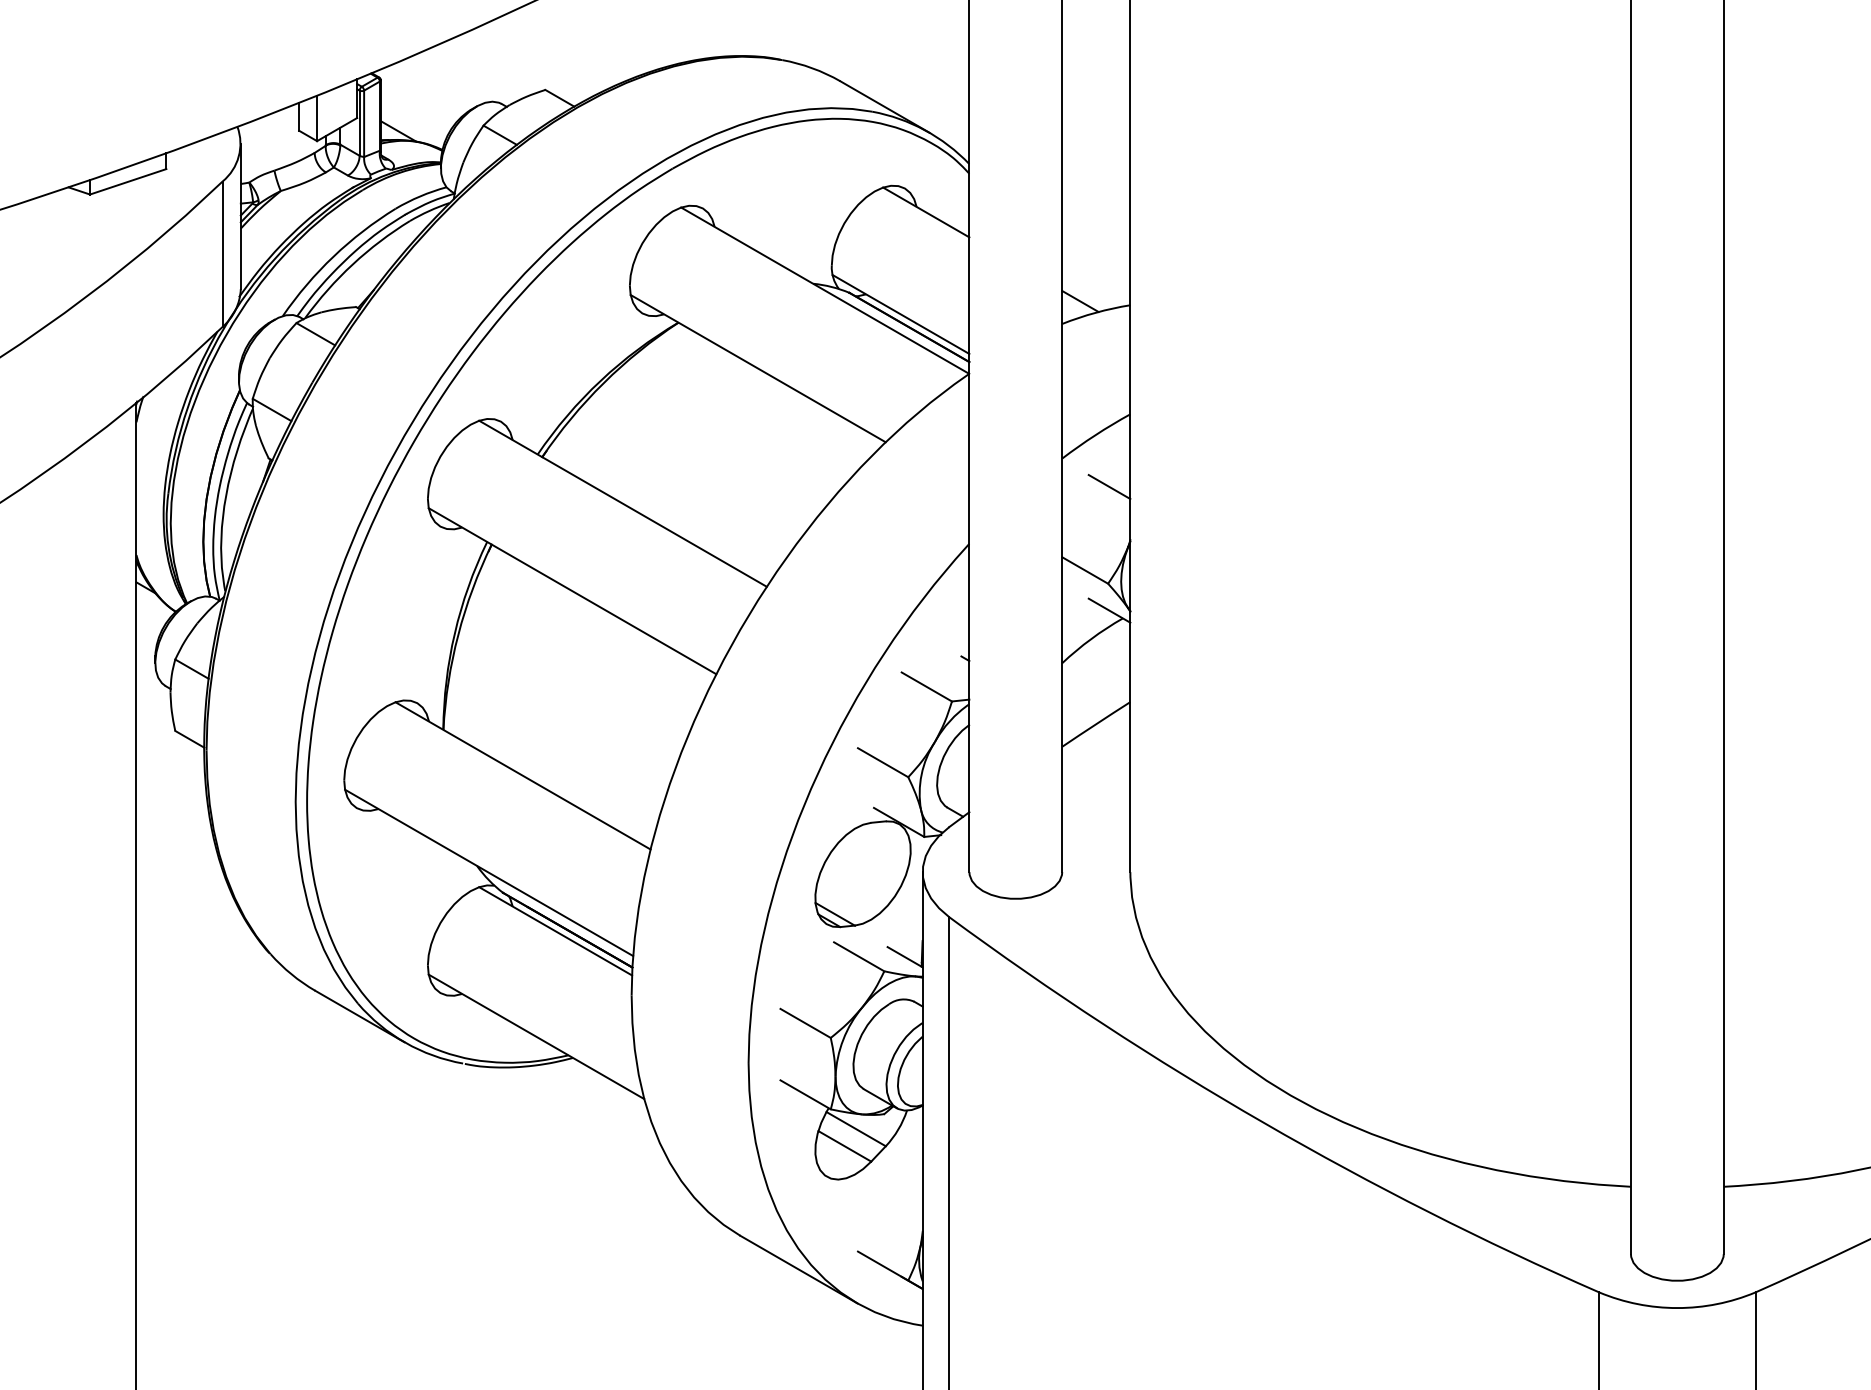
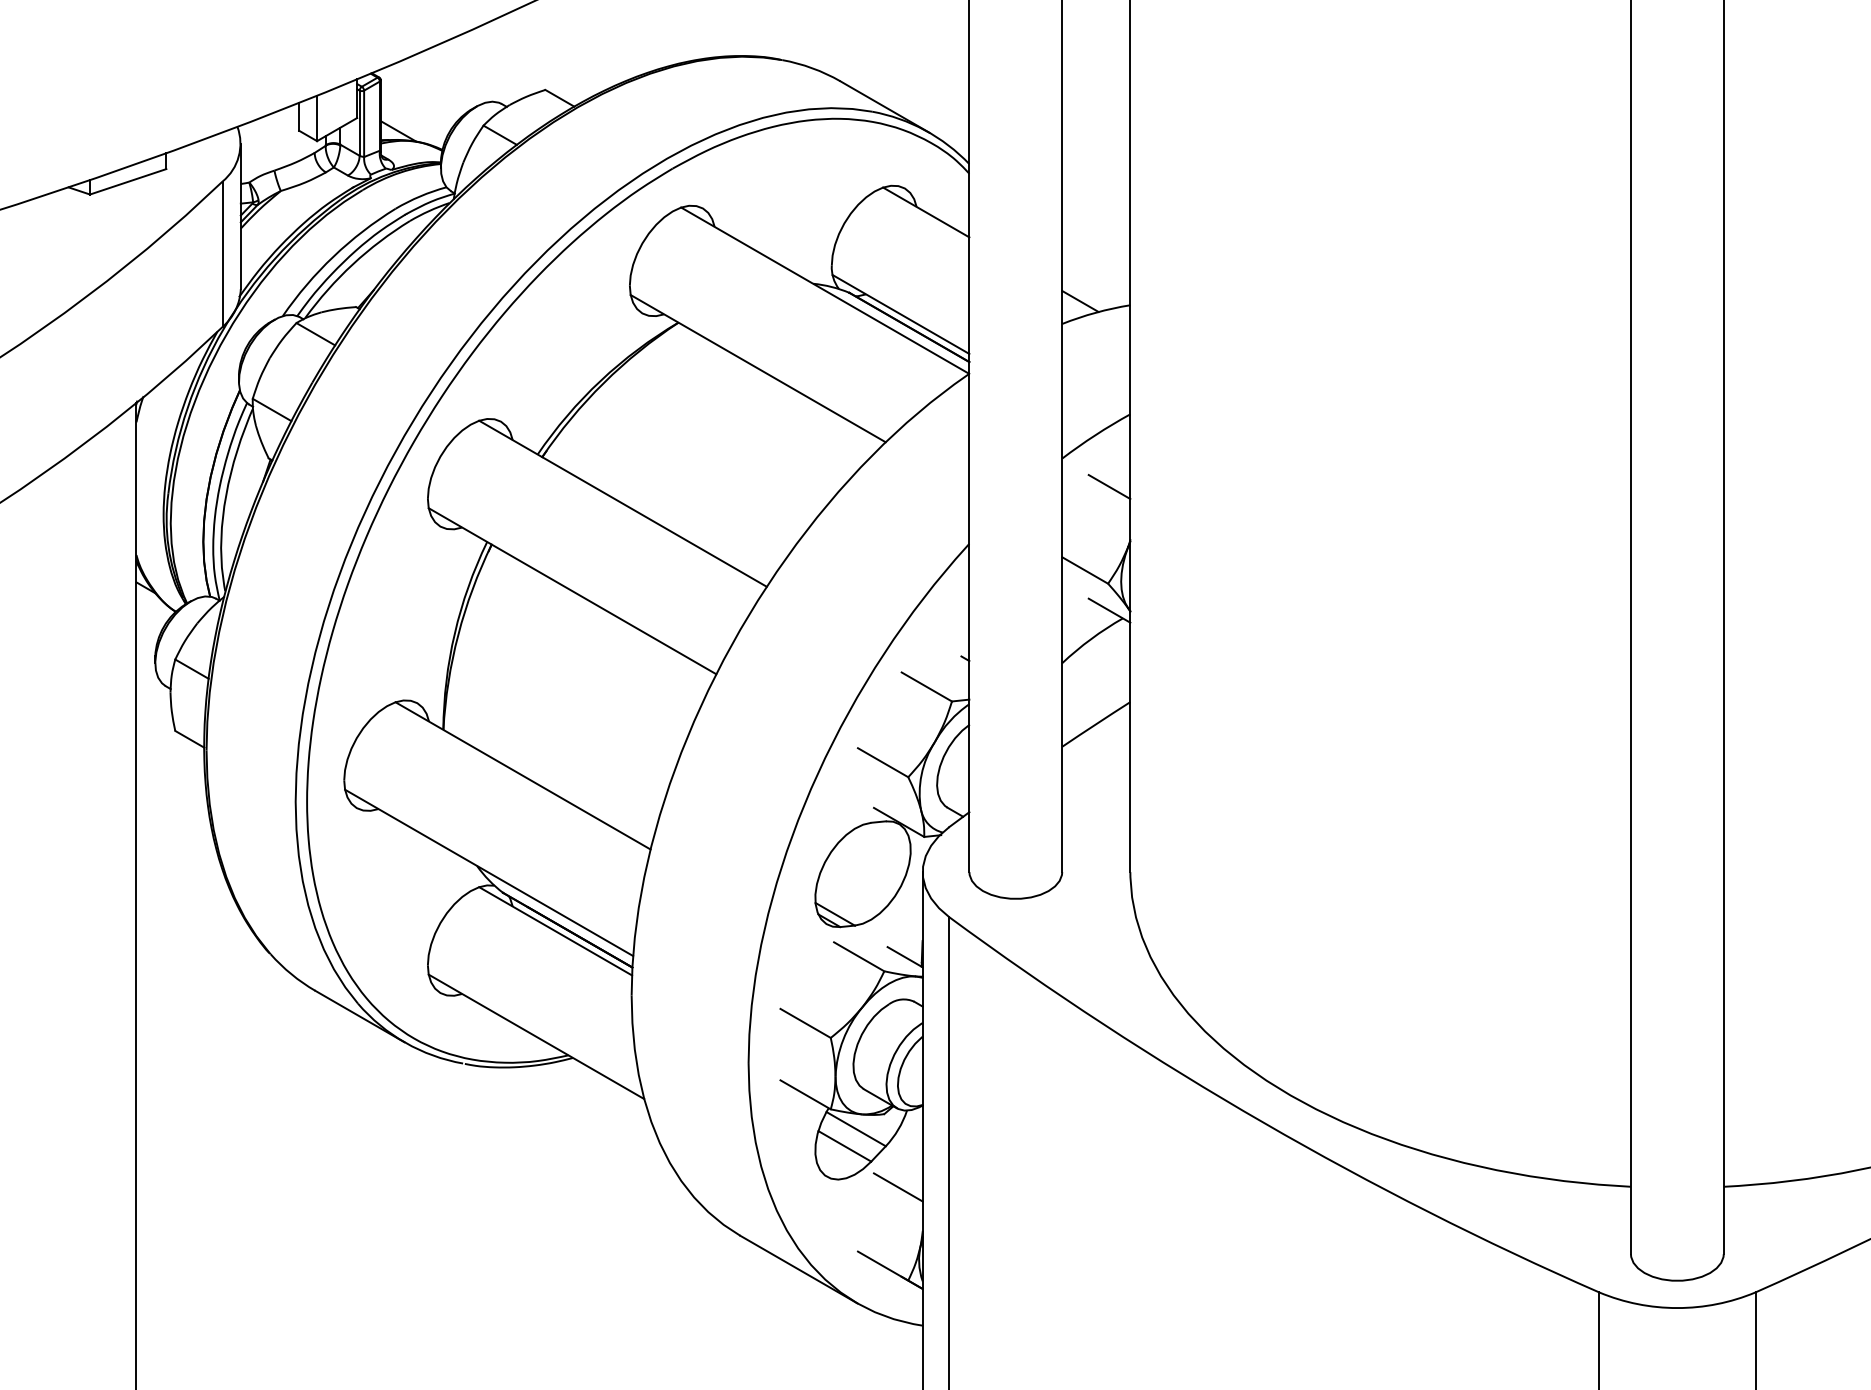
line: none -> present (897, 1187)
